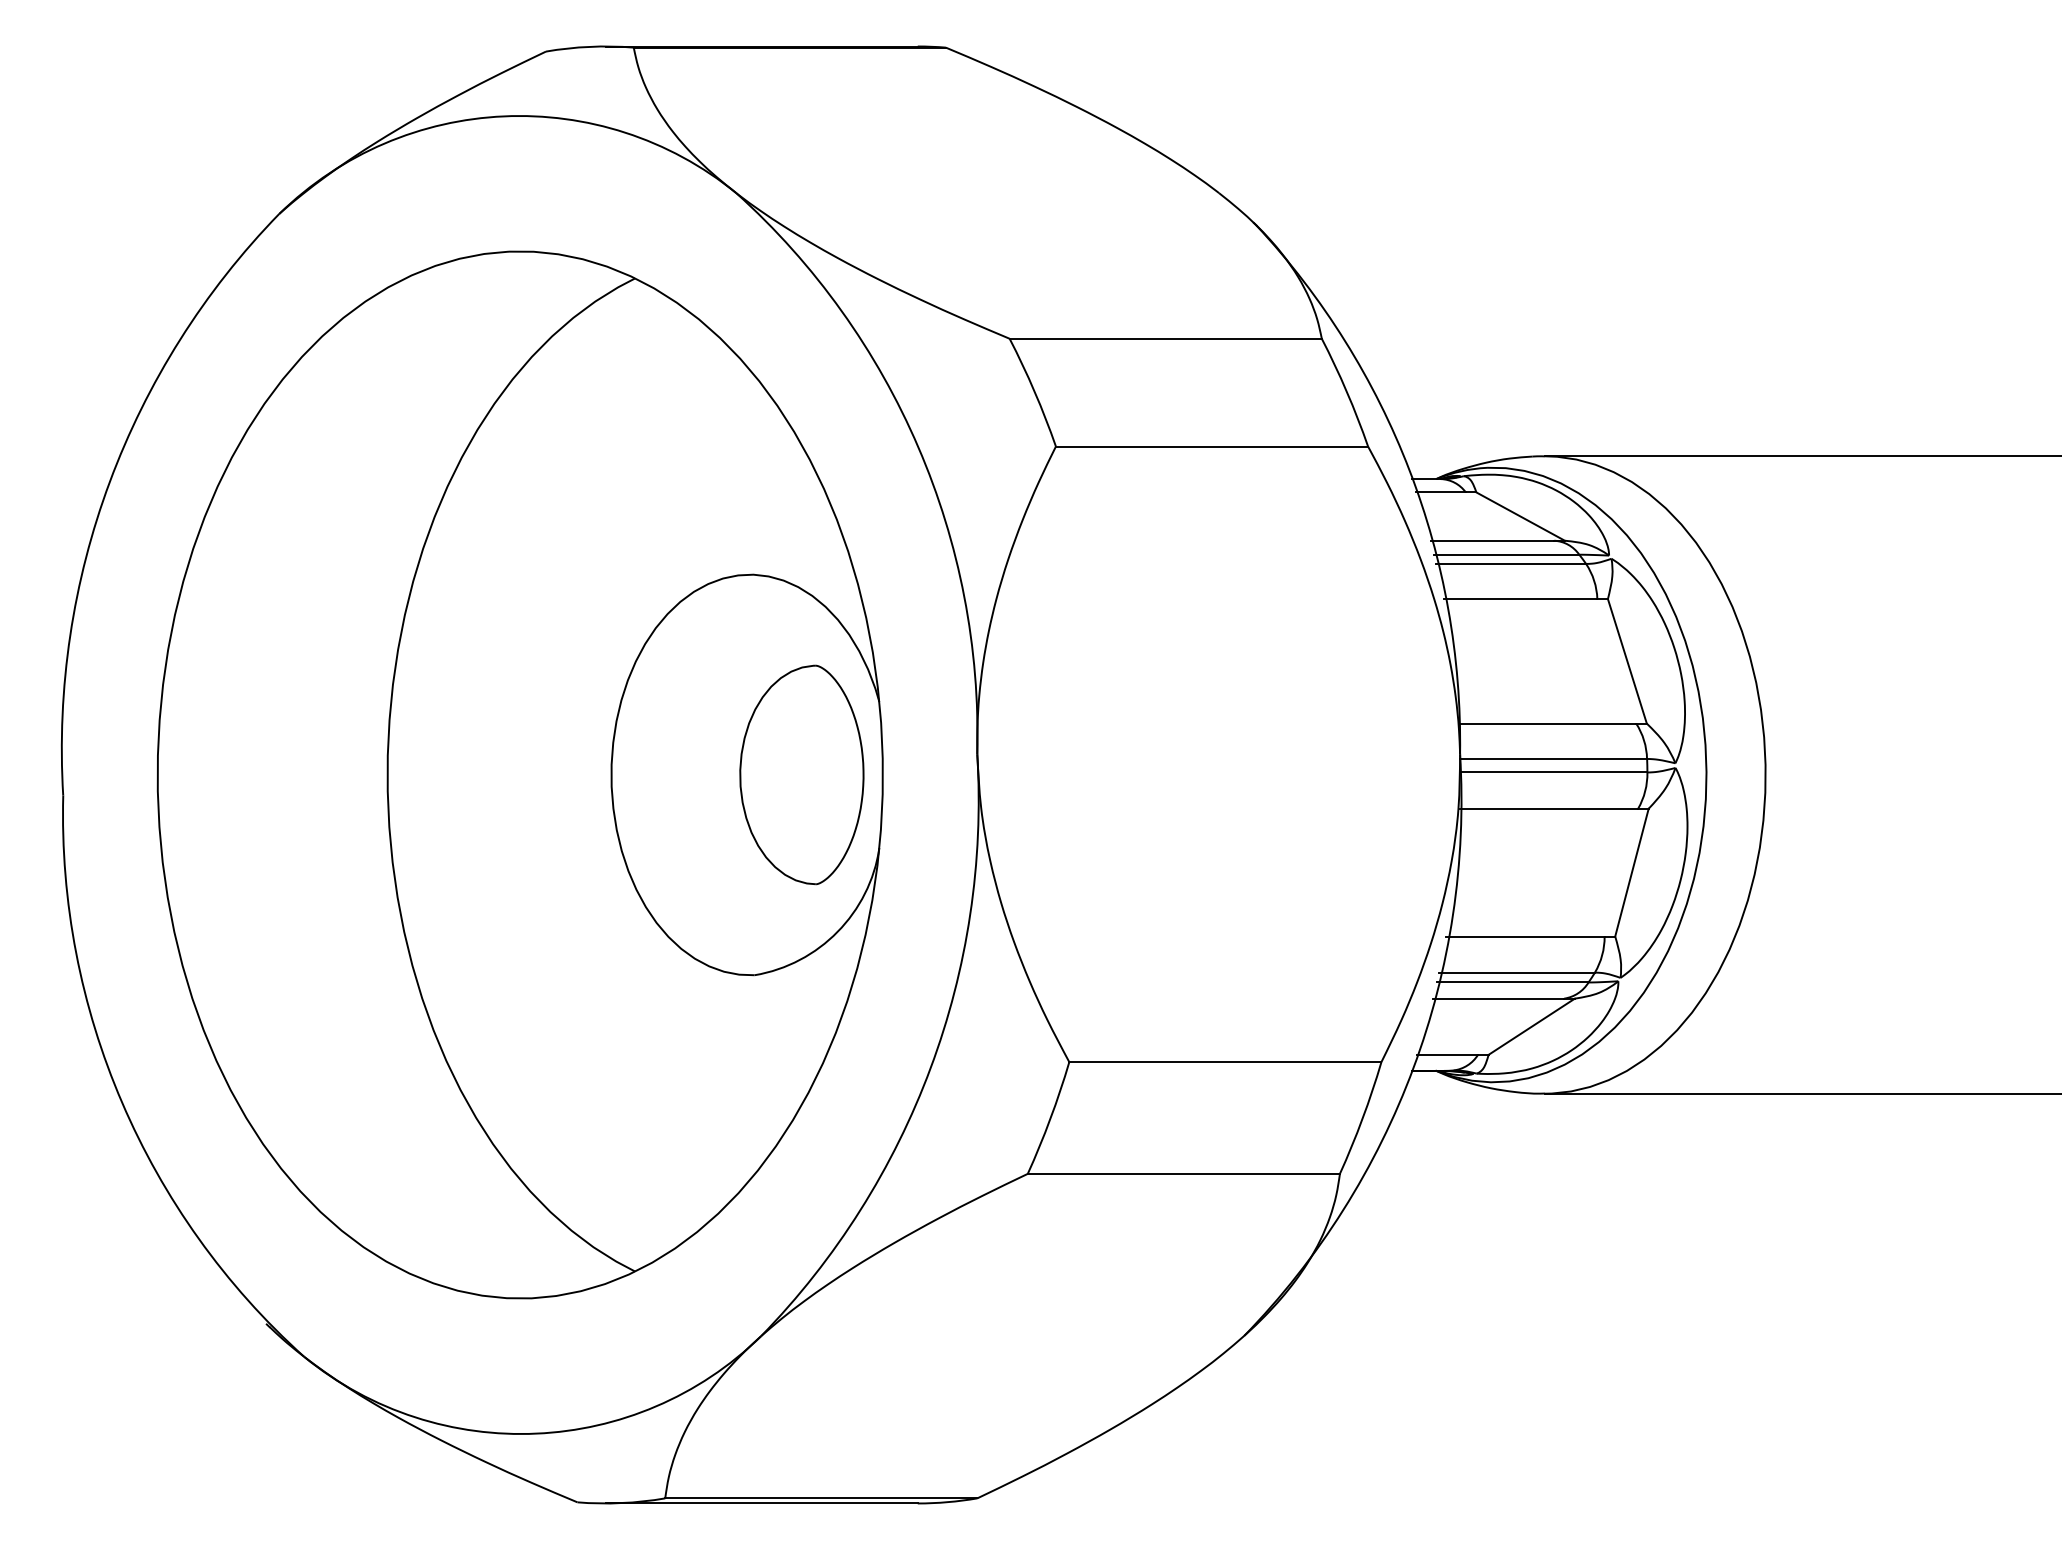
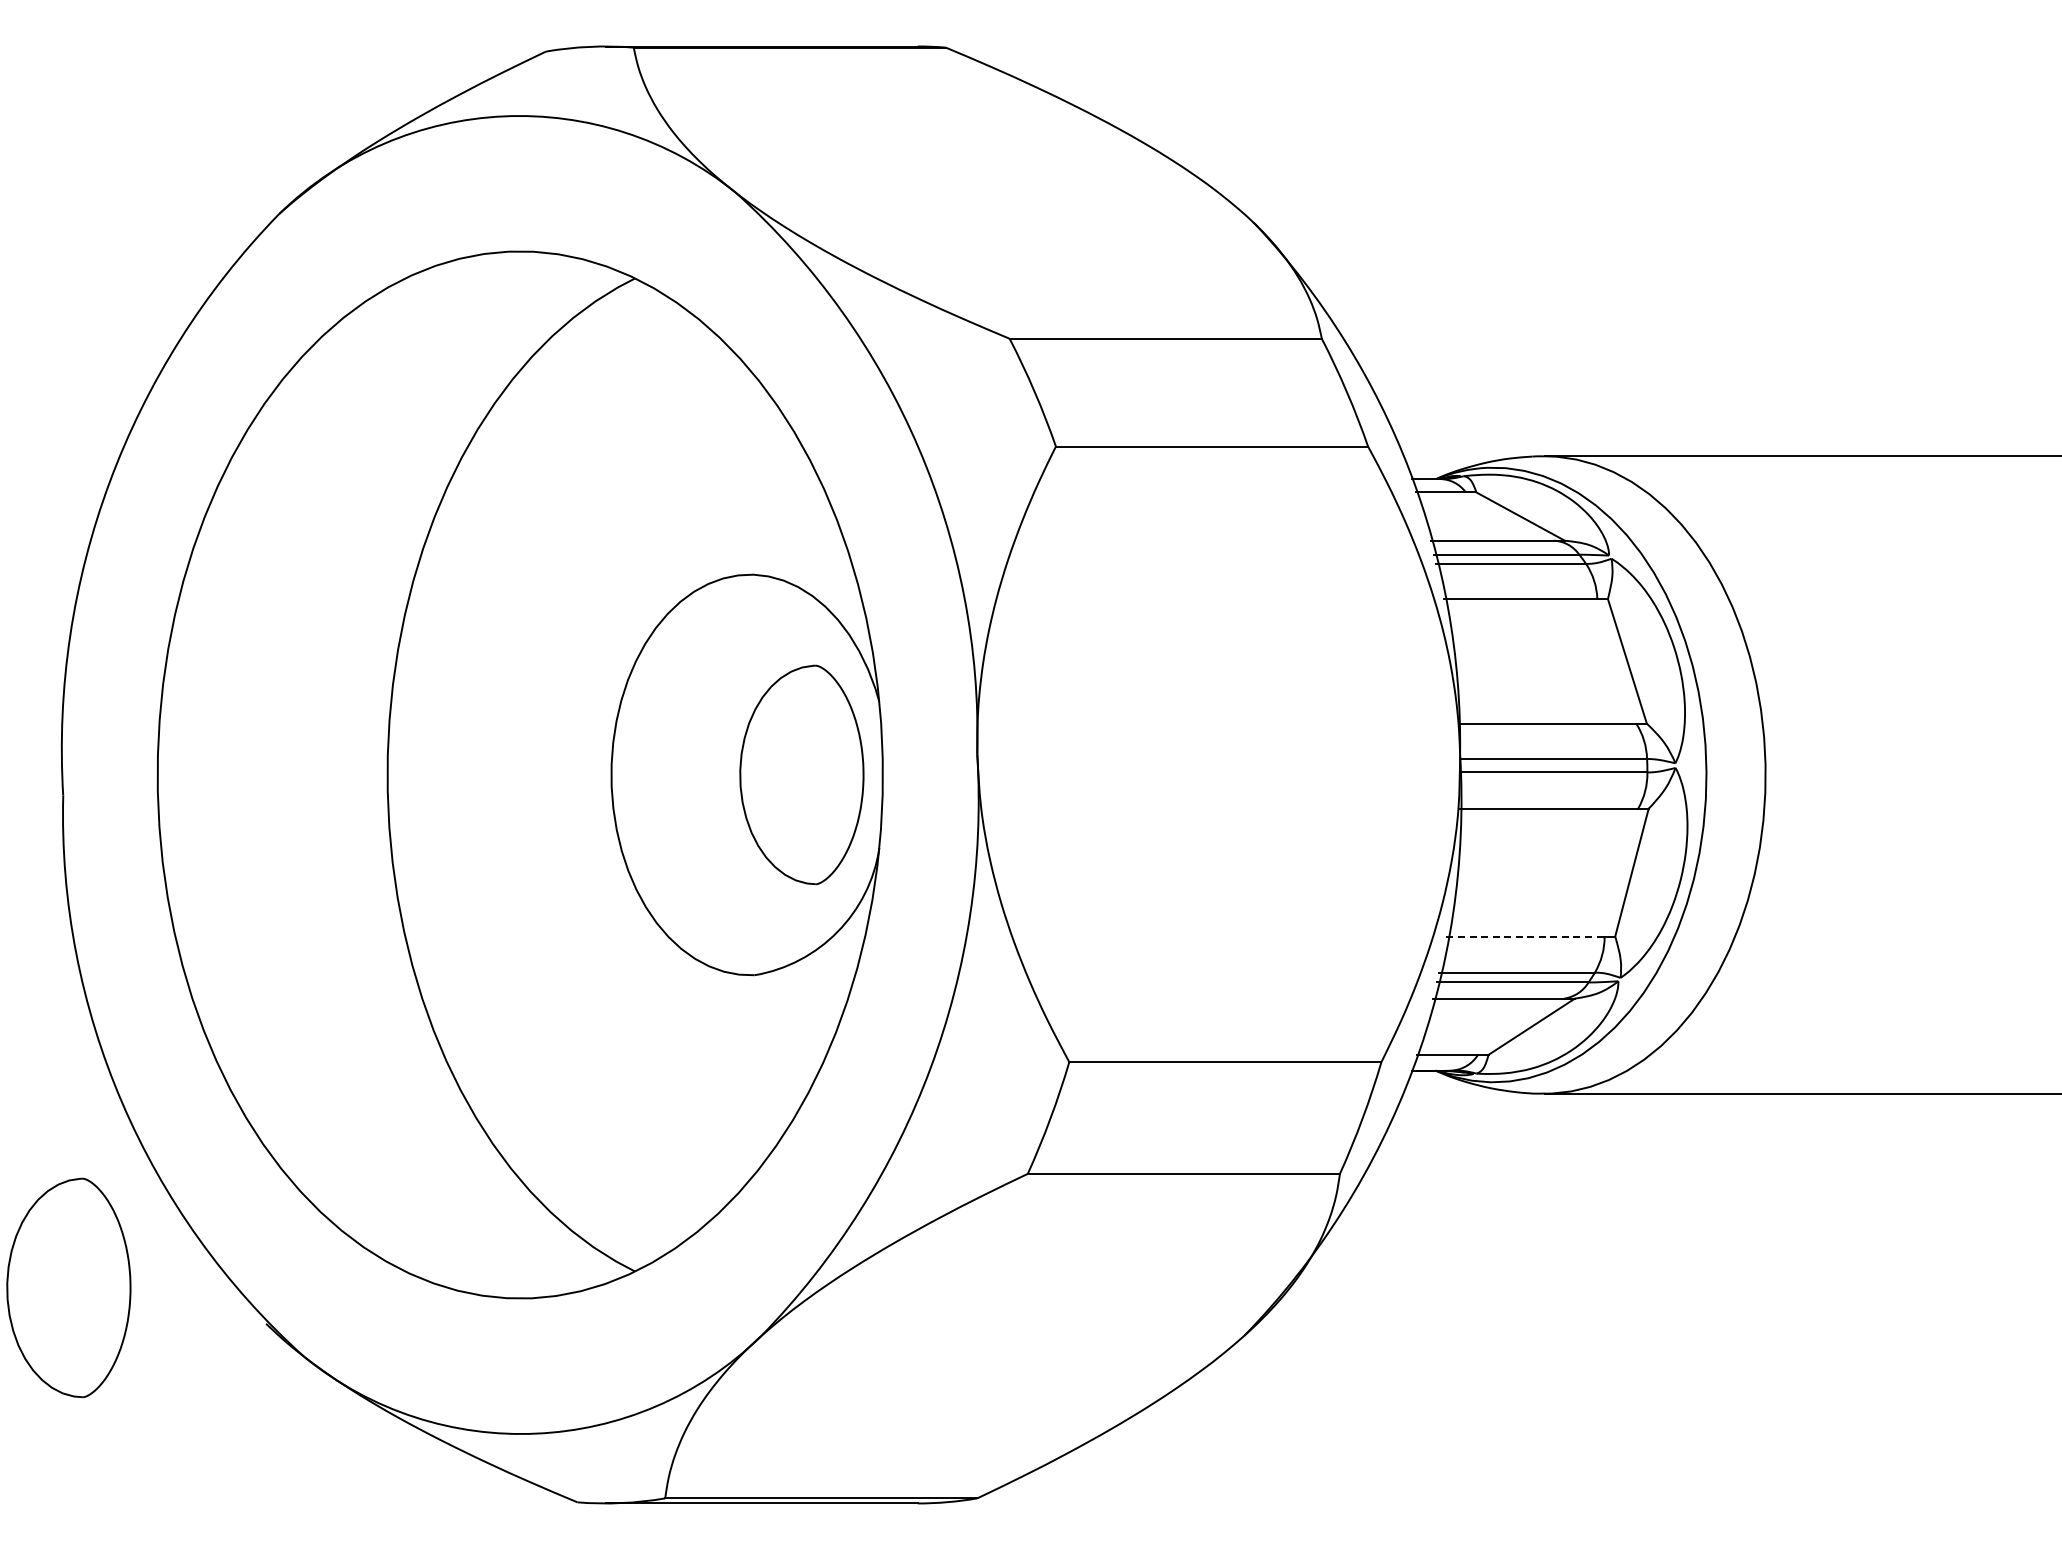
line: solid -> dashed (1526, 936)
part: none -> present (68, 1287)
